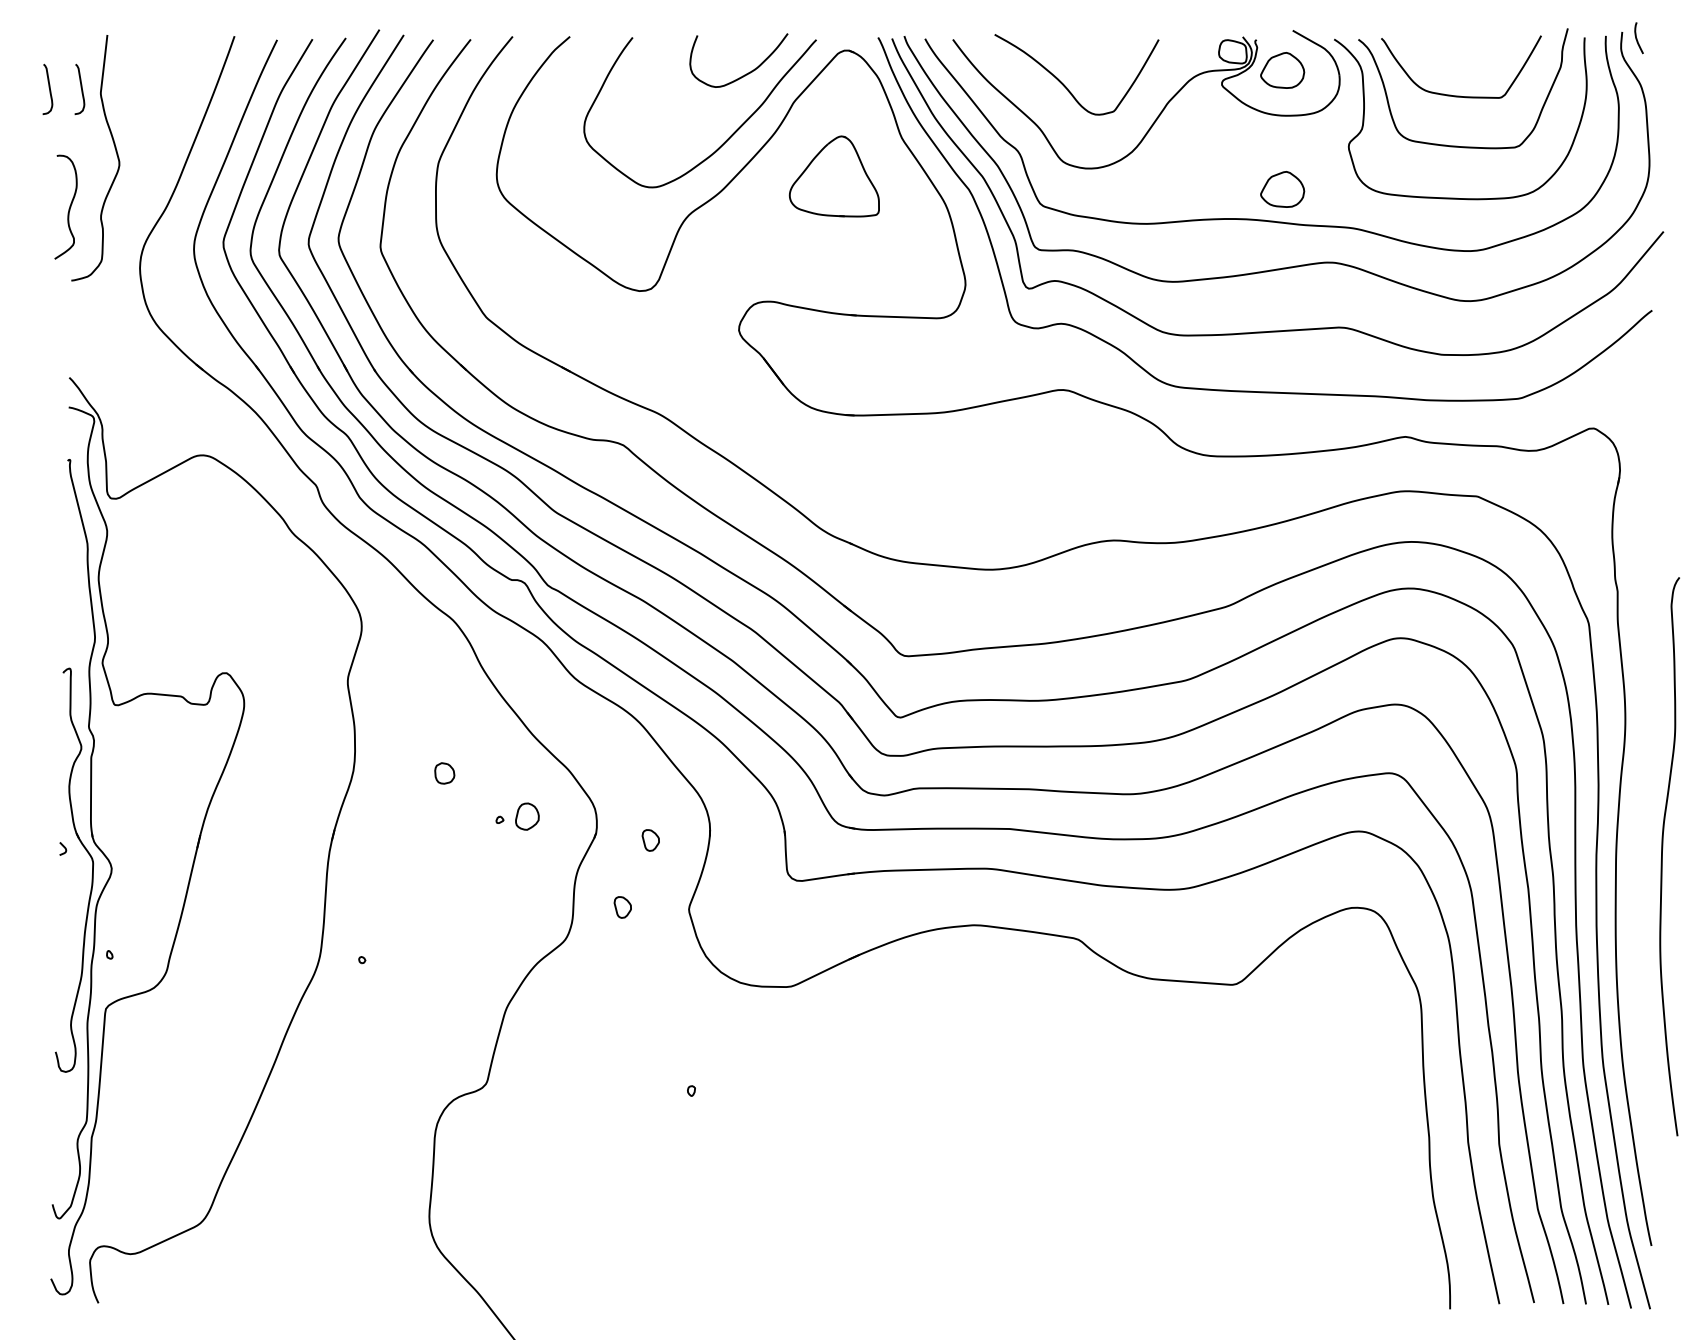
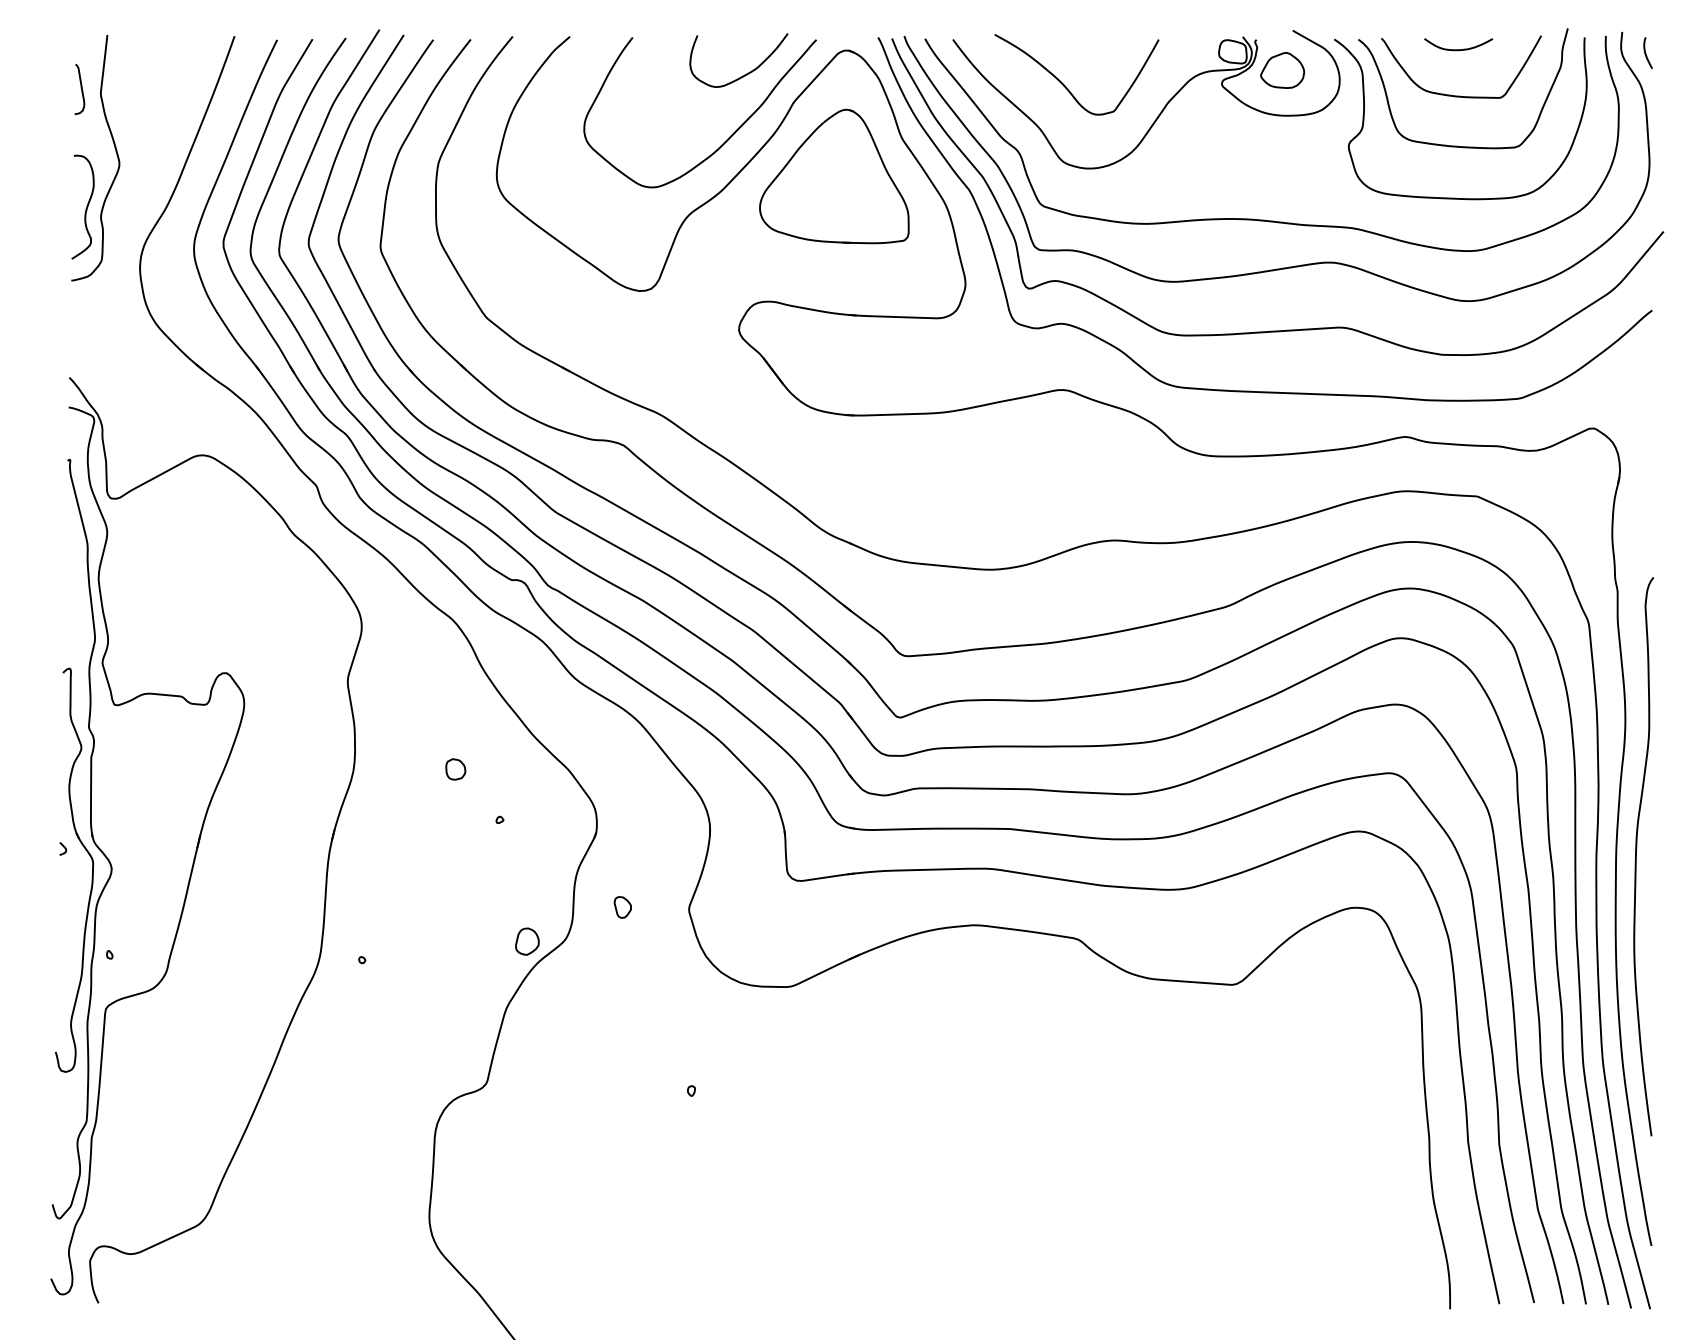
curve position: (1637, 38) -> (1646, 53) (1646, 53)
curve: none -> present (1458, 49)
curve: present -> none (48, 87)
part size: 92x83 px -> 151x137 px (834, 176)
part: present -> none (1282, 189)
curve position: (68, 208) -> (85, 208) (85, 208)
part position: (444, 773) -> (455, 769) (455, 769)
part position: (527, 816) -> (527, 941) (527, 941)
part: present -> none (650, 840)
curve position: (1662, 856) -> (1636, 856) (1636, 856)
